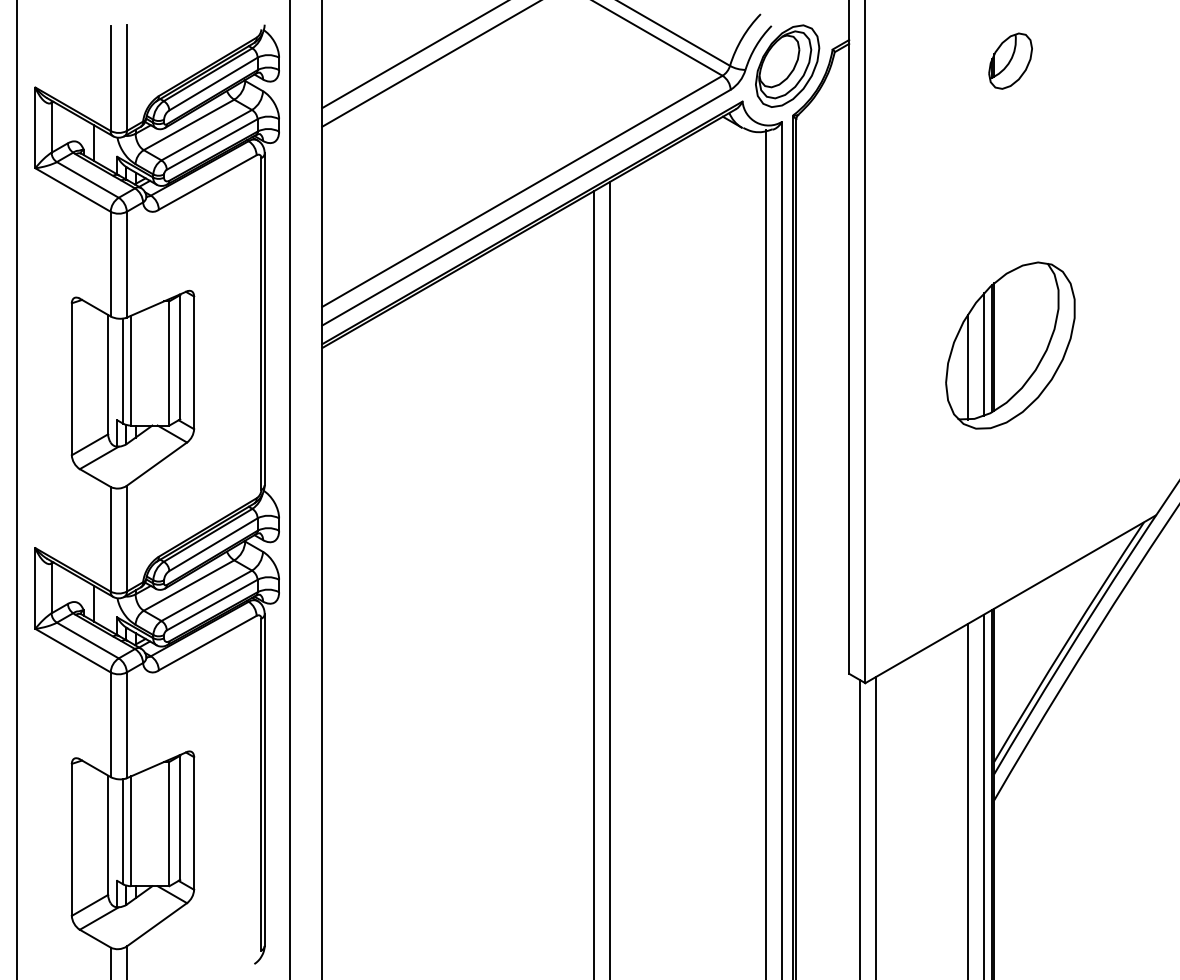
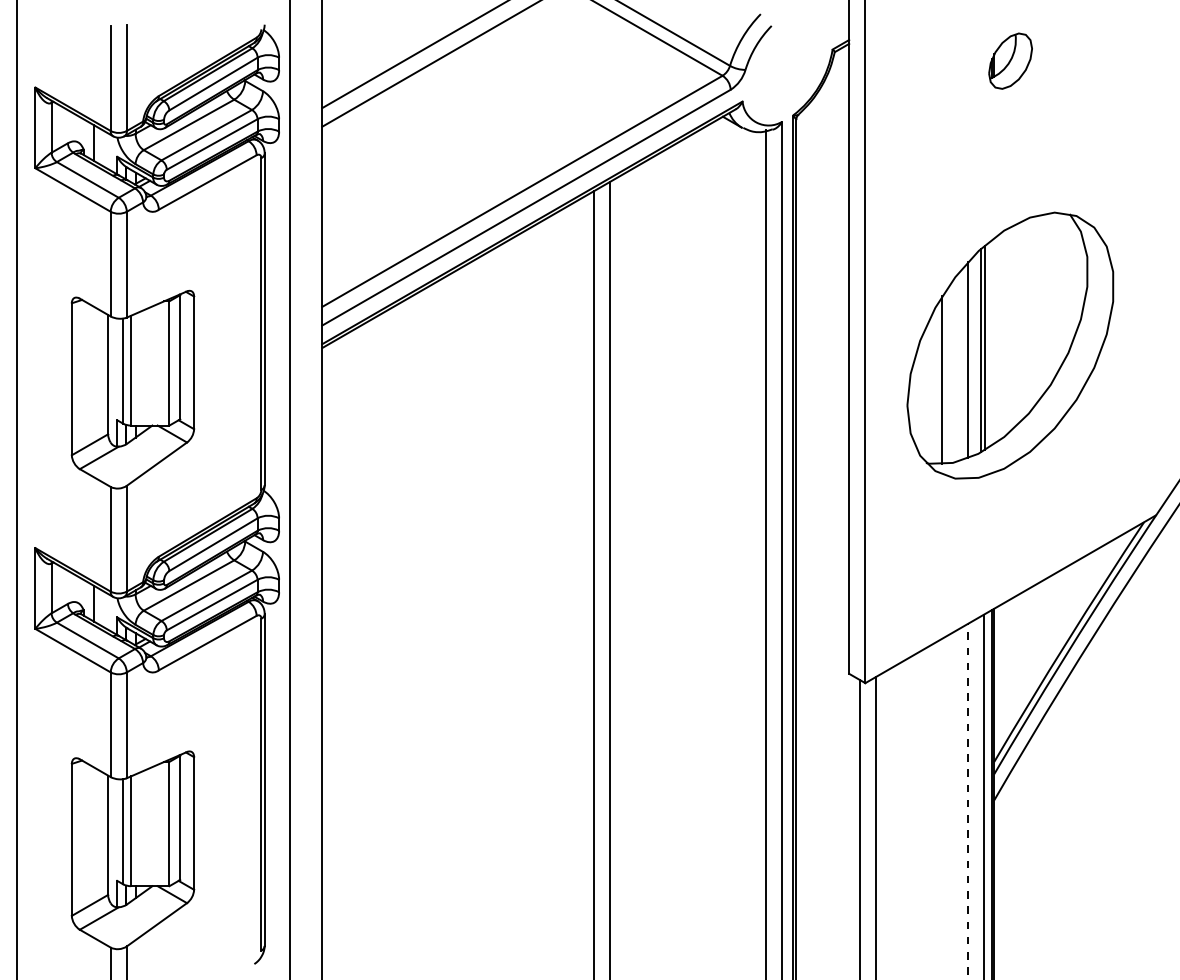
part: present -> none (787, 65)
part size: 131x169 px -> 209x269 px (1010, 345)
line: solid -> dashed (967, 801)
